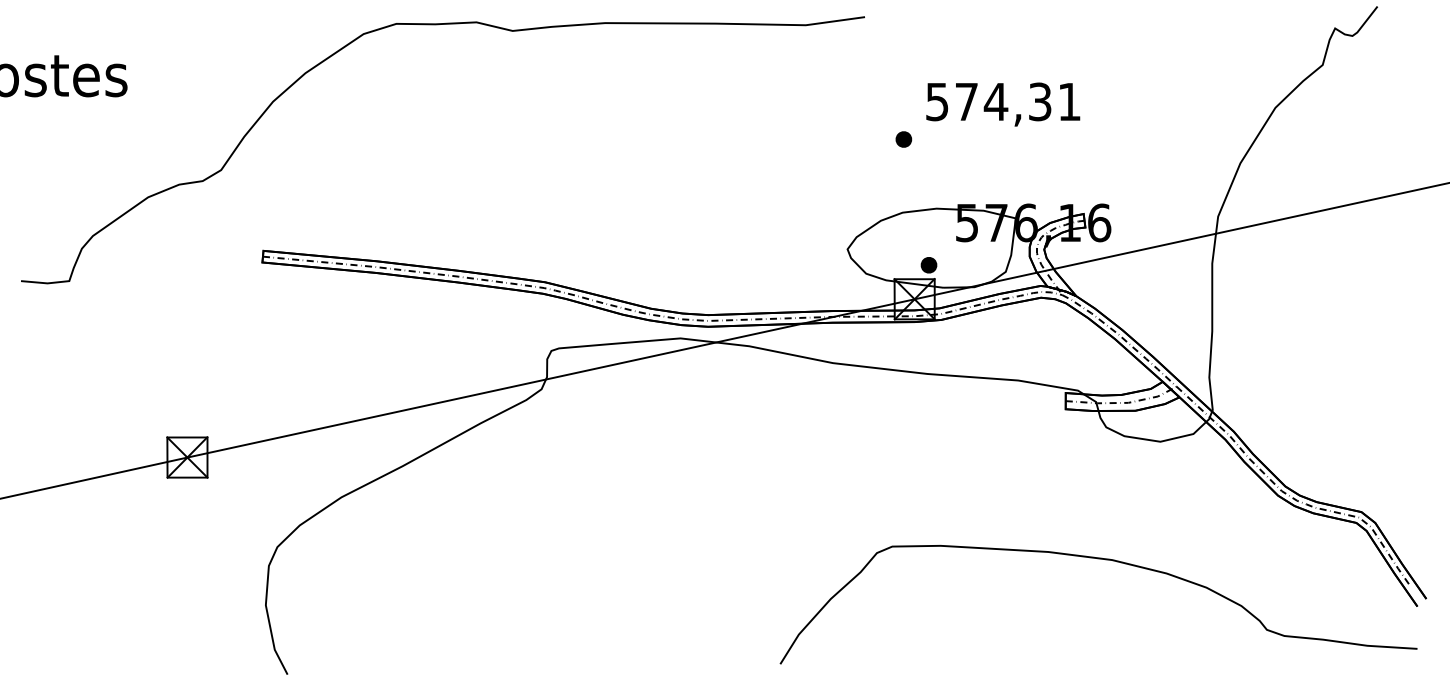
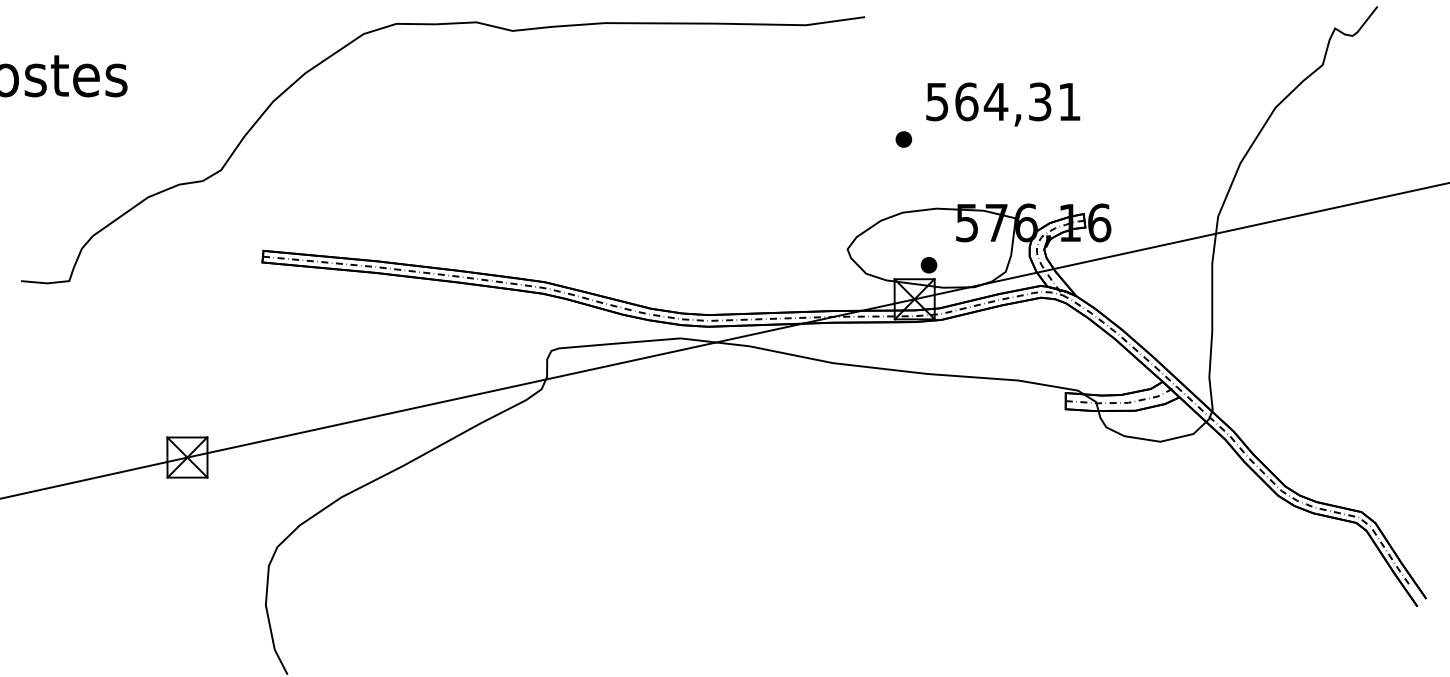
text: 574,31 -> 564,31 (966, 101)
curve: present -> none (1105, 560)
